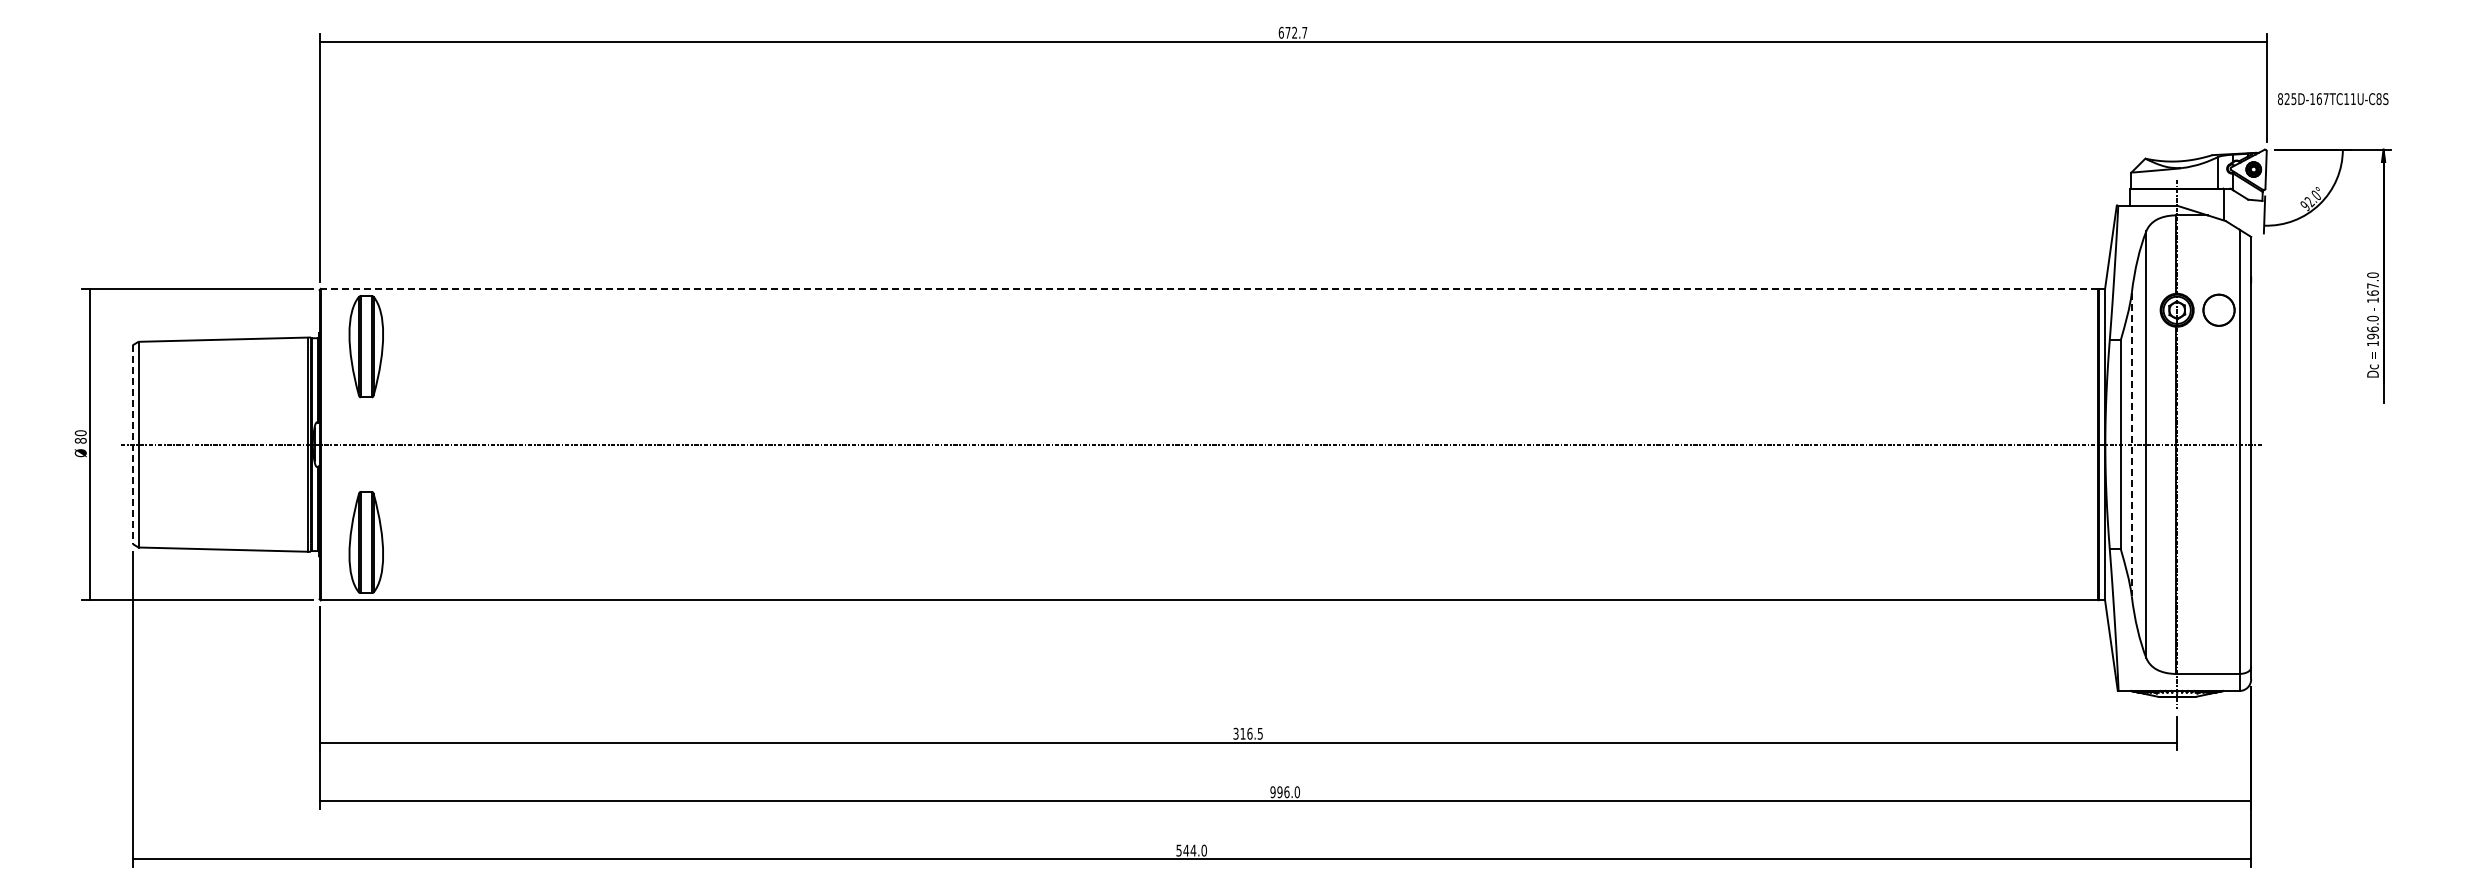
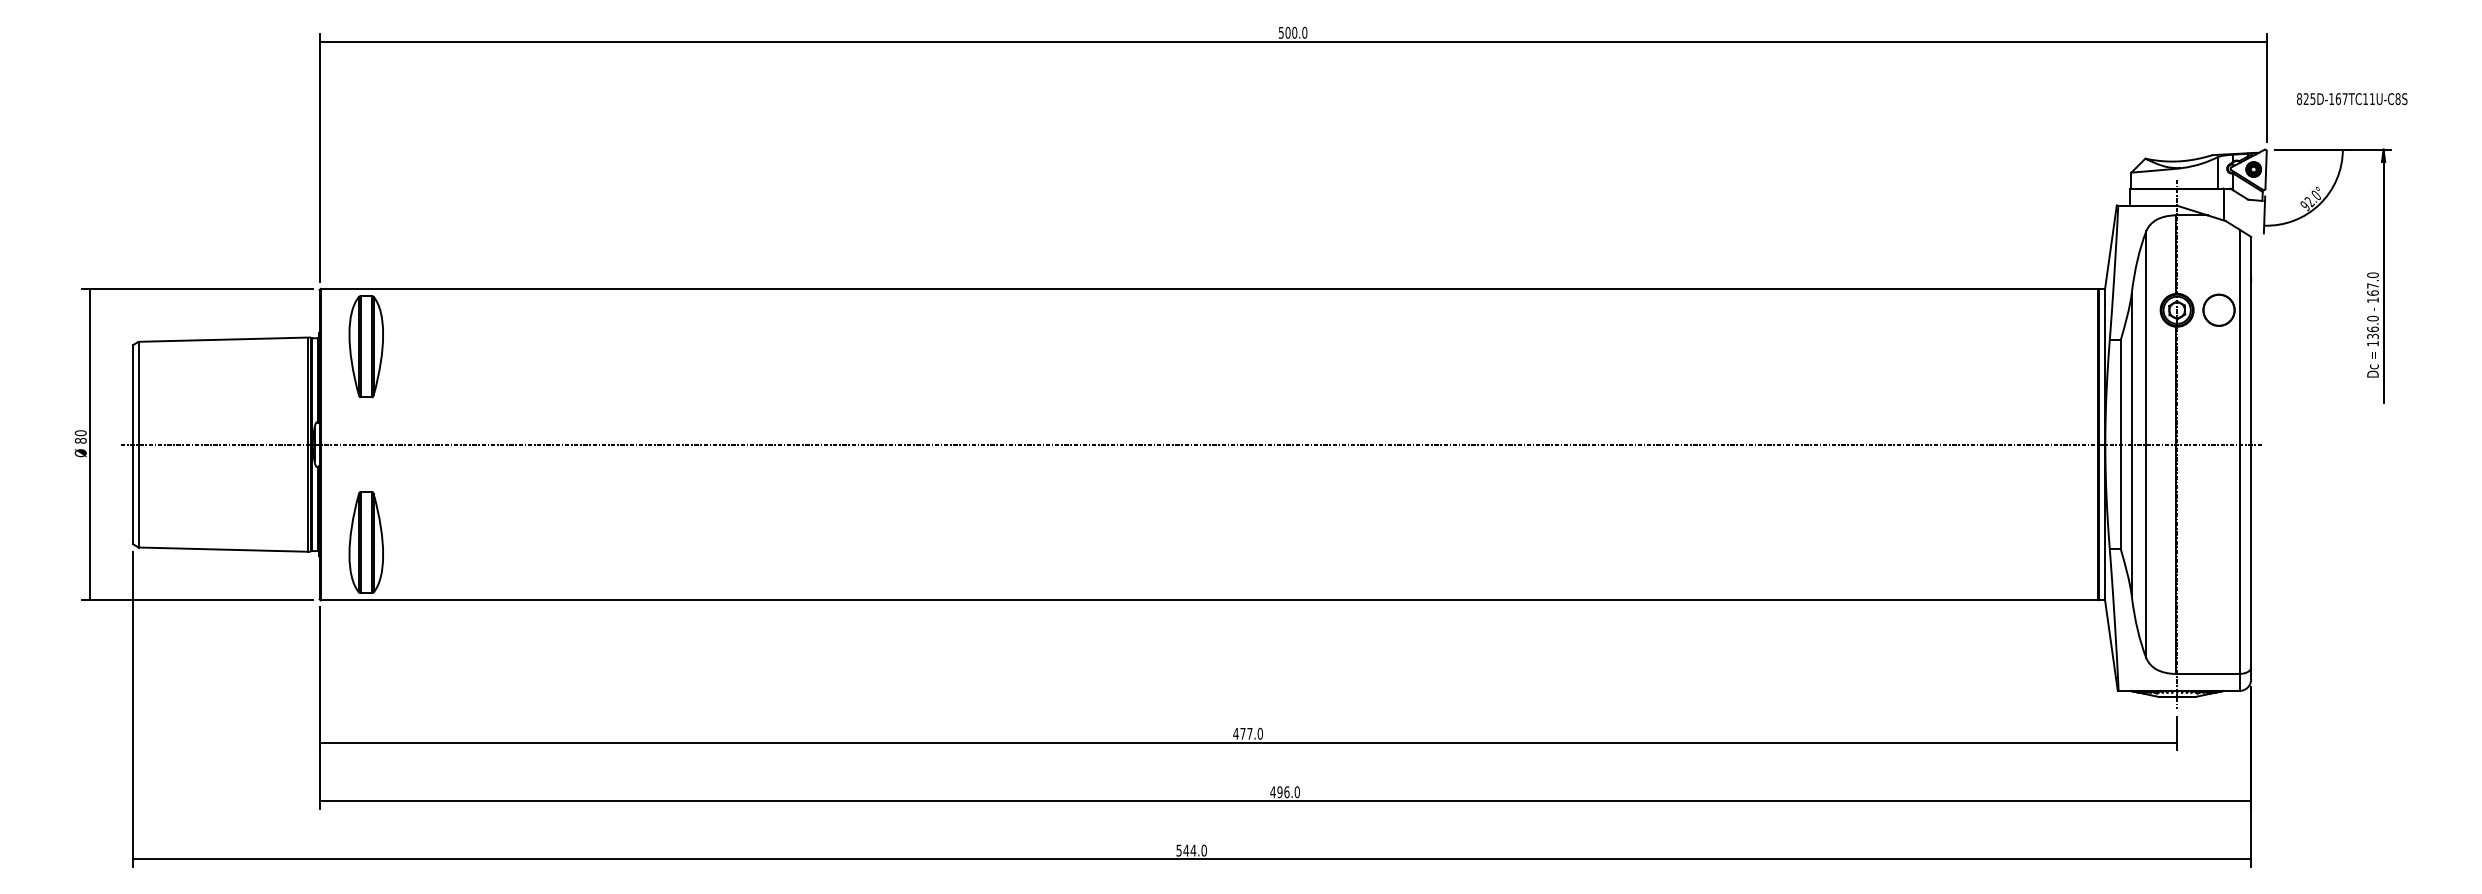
text: 672.7 -> 500.0 (1292, 32)
text position: (2333, 99) -> (2352, 99) (2352, 99)
line: dashed -> solid (1209, 288)
text: 196.0 -> 136.0 (2372, 336)
line: dashed -> solid (2131, 444)
line: dashed -> solid (132, 445)
text: 316.5 -> 477.0 (1247, 733)
text: 996.0 -> 496.0 (1272, 792)
